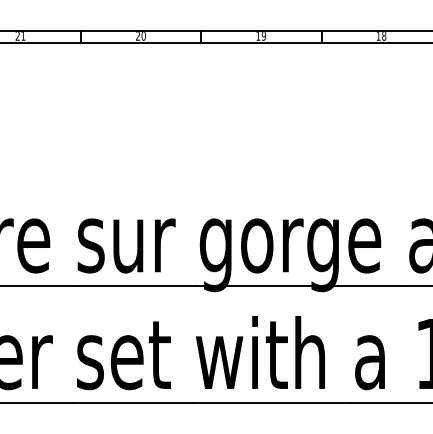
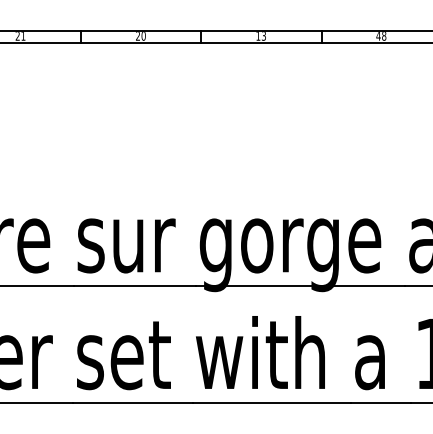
text: 19 -> 13 (263, 36)
text: 18 -> 48 (378, 36)
